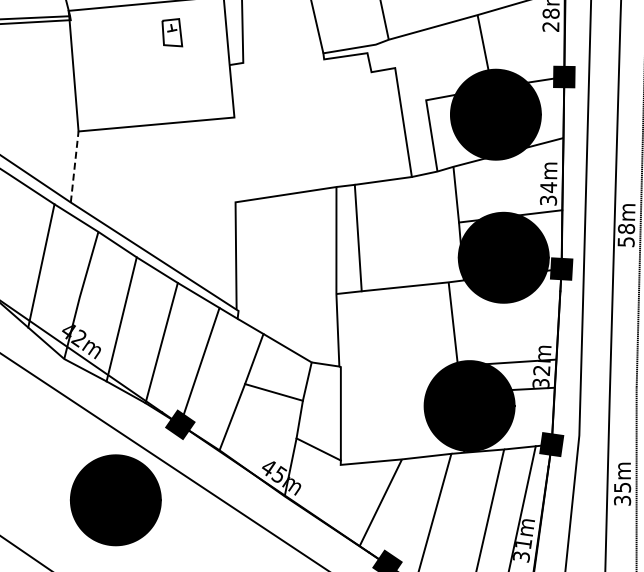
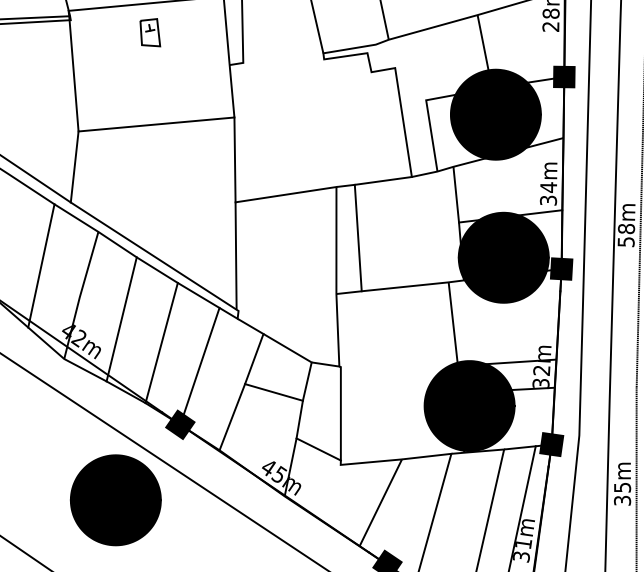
part position: (172, 32) -> (150, 32) (150, 32)
line: none -> present (234, 159)
line: dashed -> solid (74, 166)
